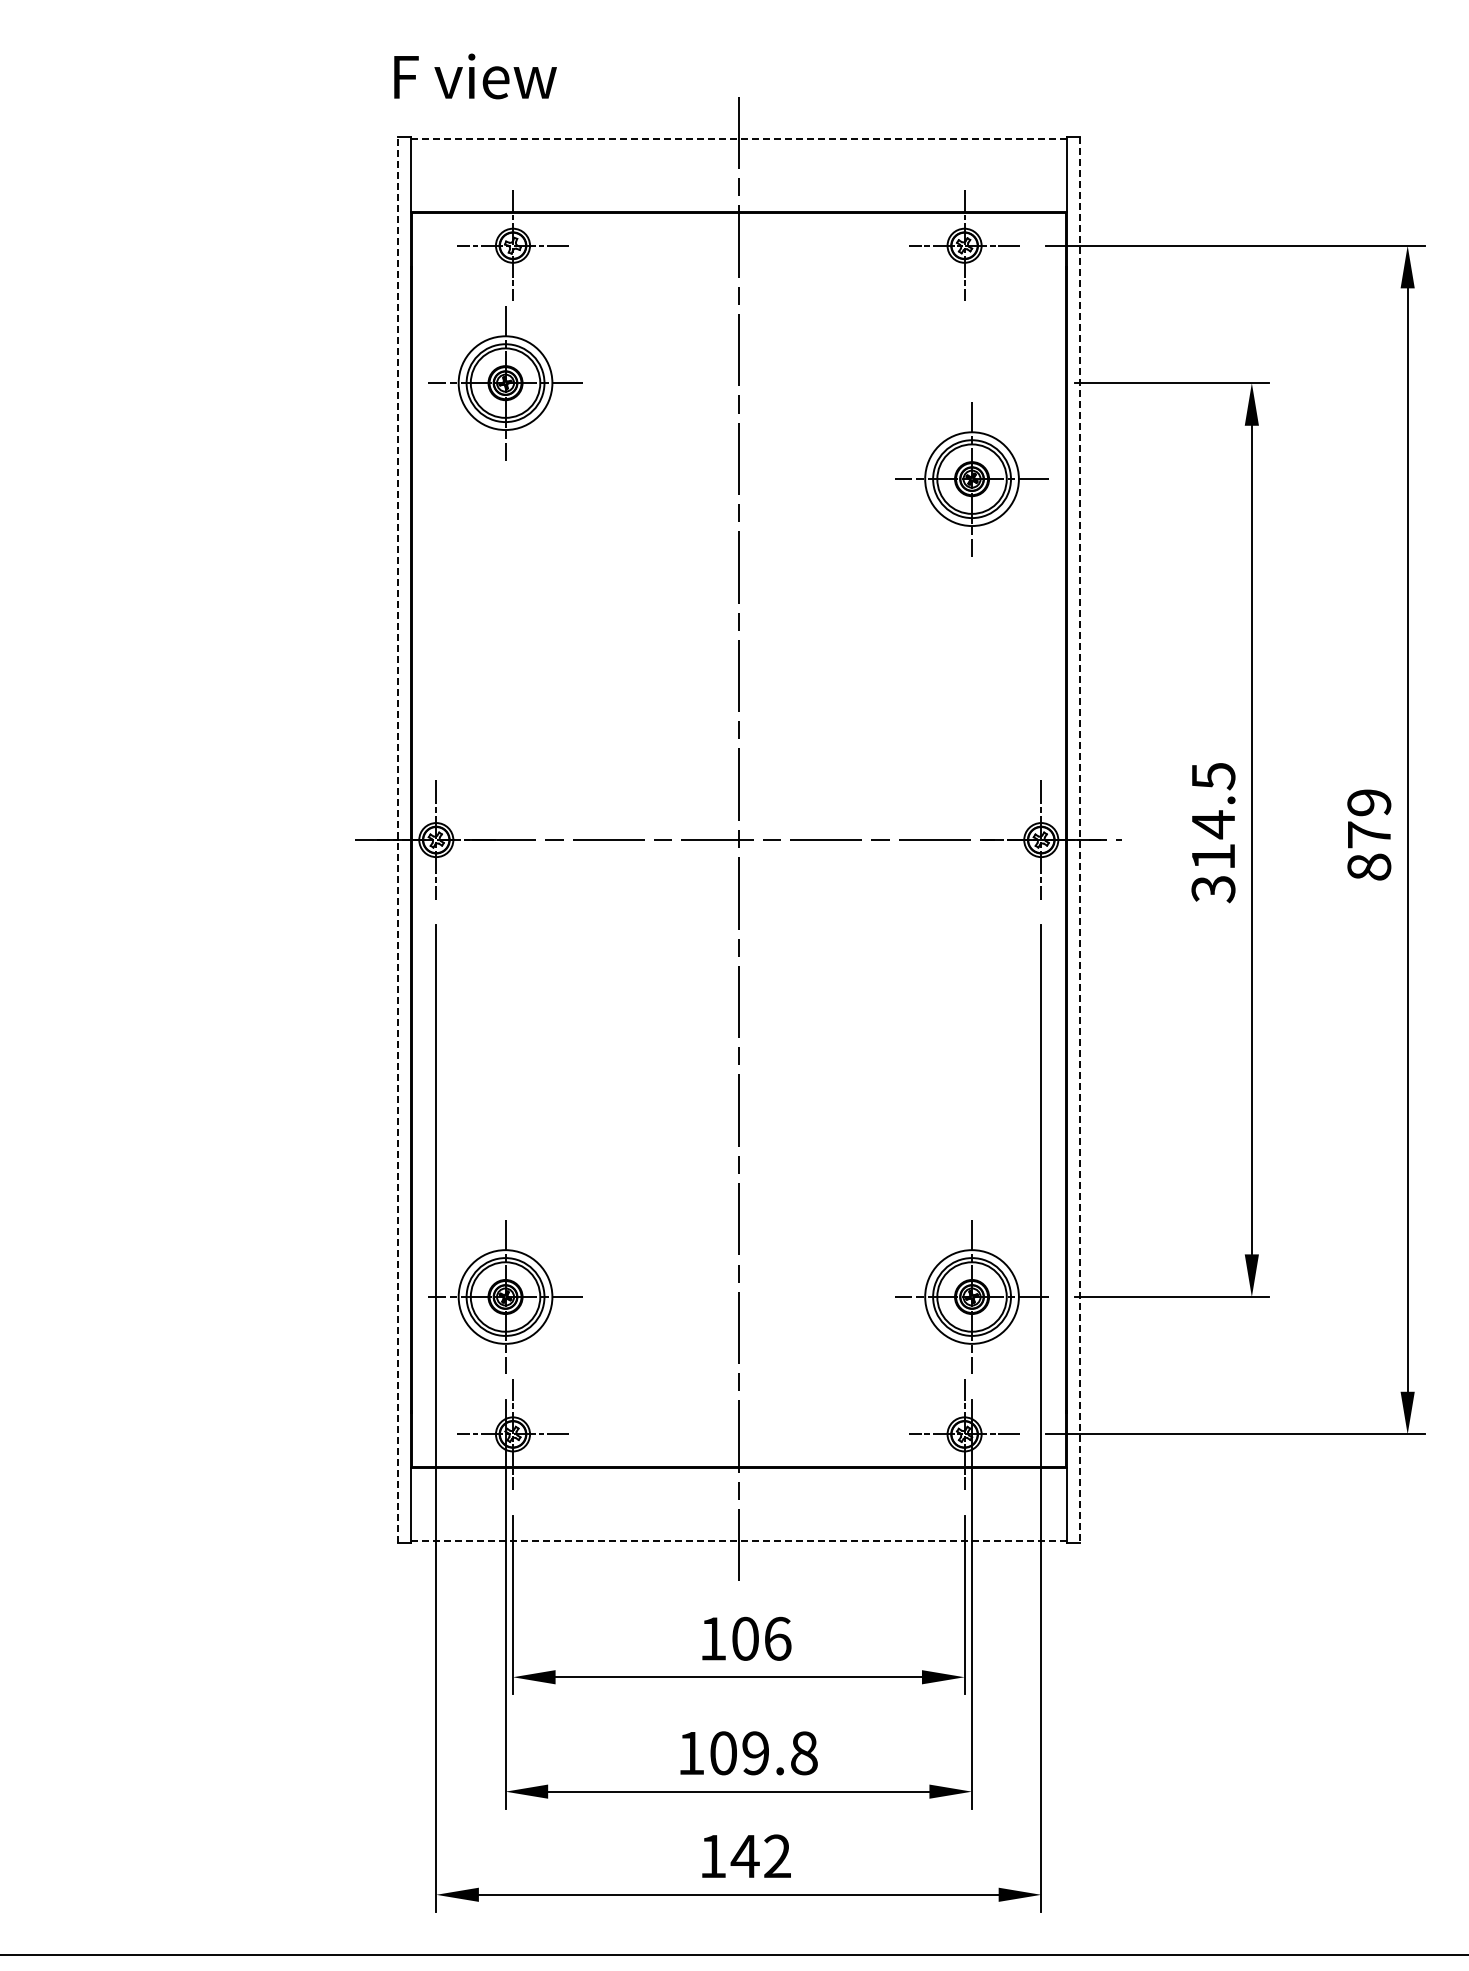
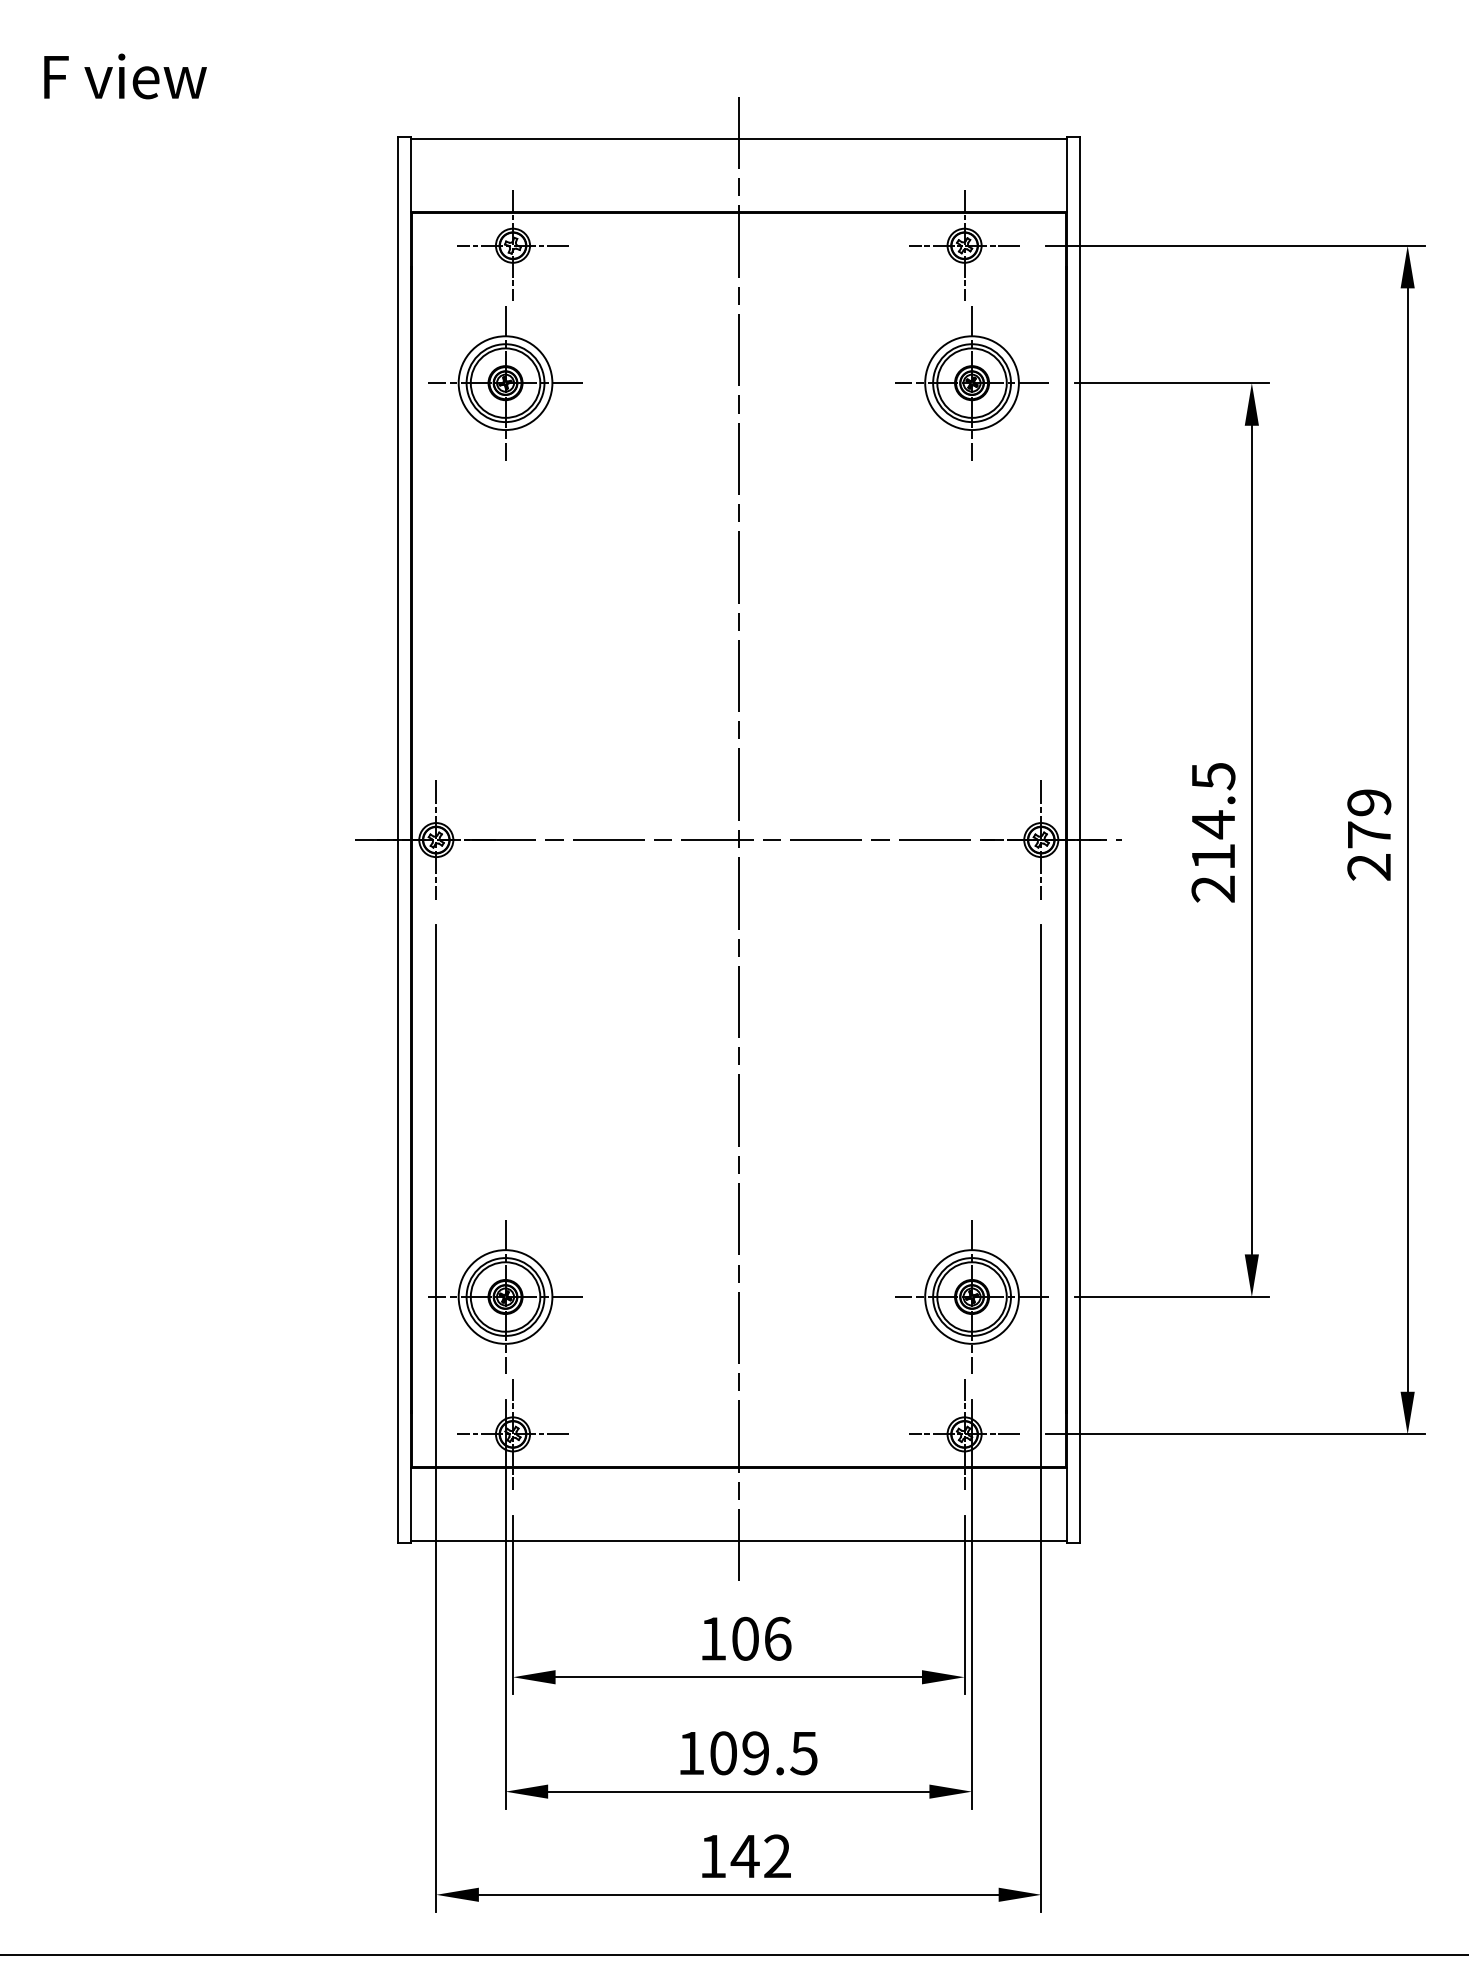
text position: (475, 76) -> (125, 76) (125, 76)
line: dashed -> solid (739, 139)
part position: (971, 479) -> (971, 383) (971, 383)
line: dashed -> solid (397, 840)
line: dashed -> solid (1079, 840)
text: 879 -> 279 (1369, 866)
text: 314.5 -> 214.5 (1213, 889)
line: dashed -> solid (738, 1540)
text: 109.8 -> 109.5 (803, 1753)
